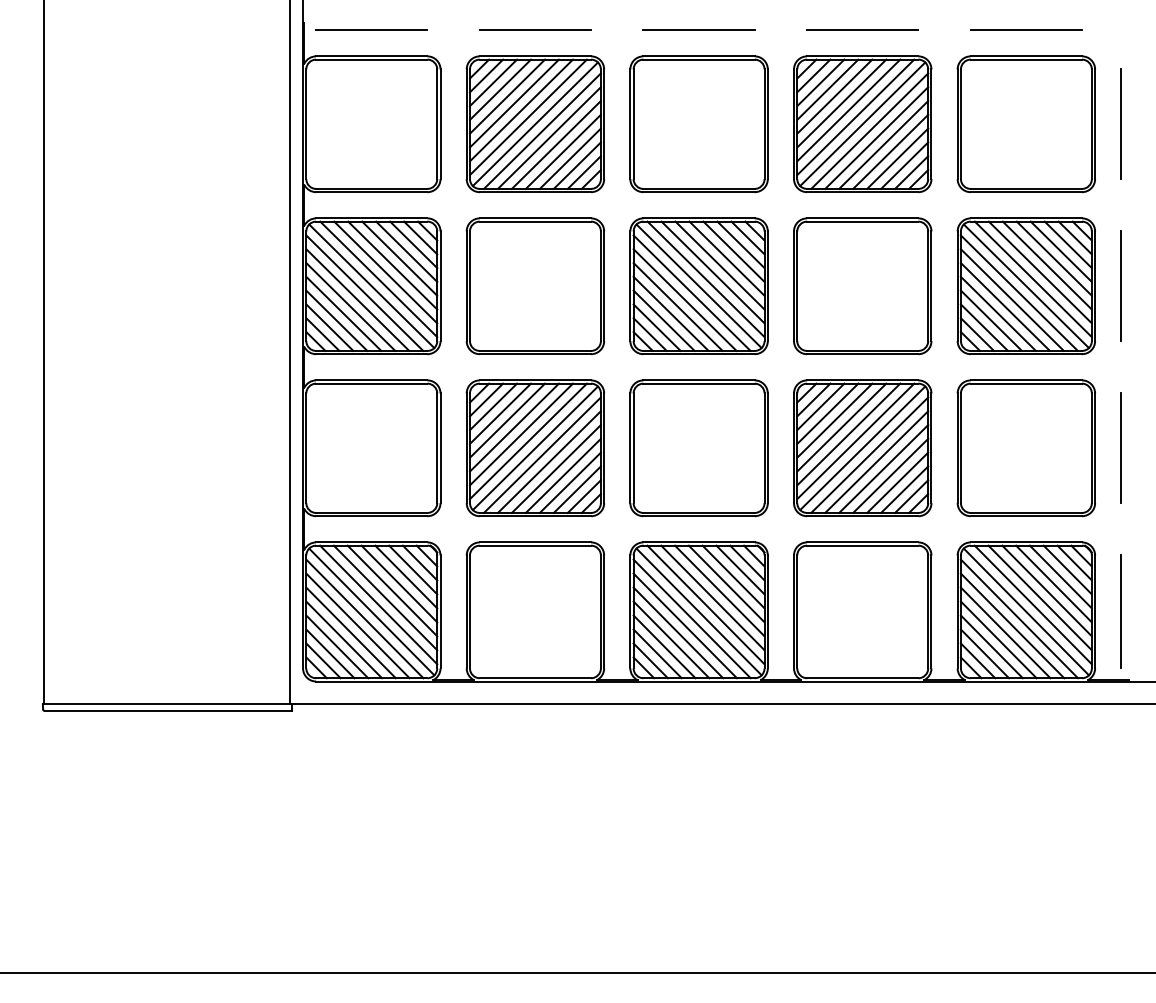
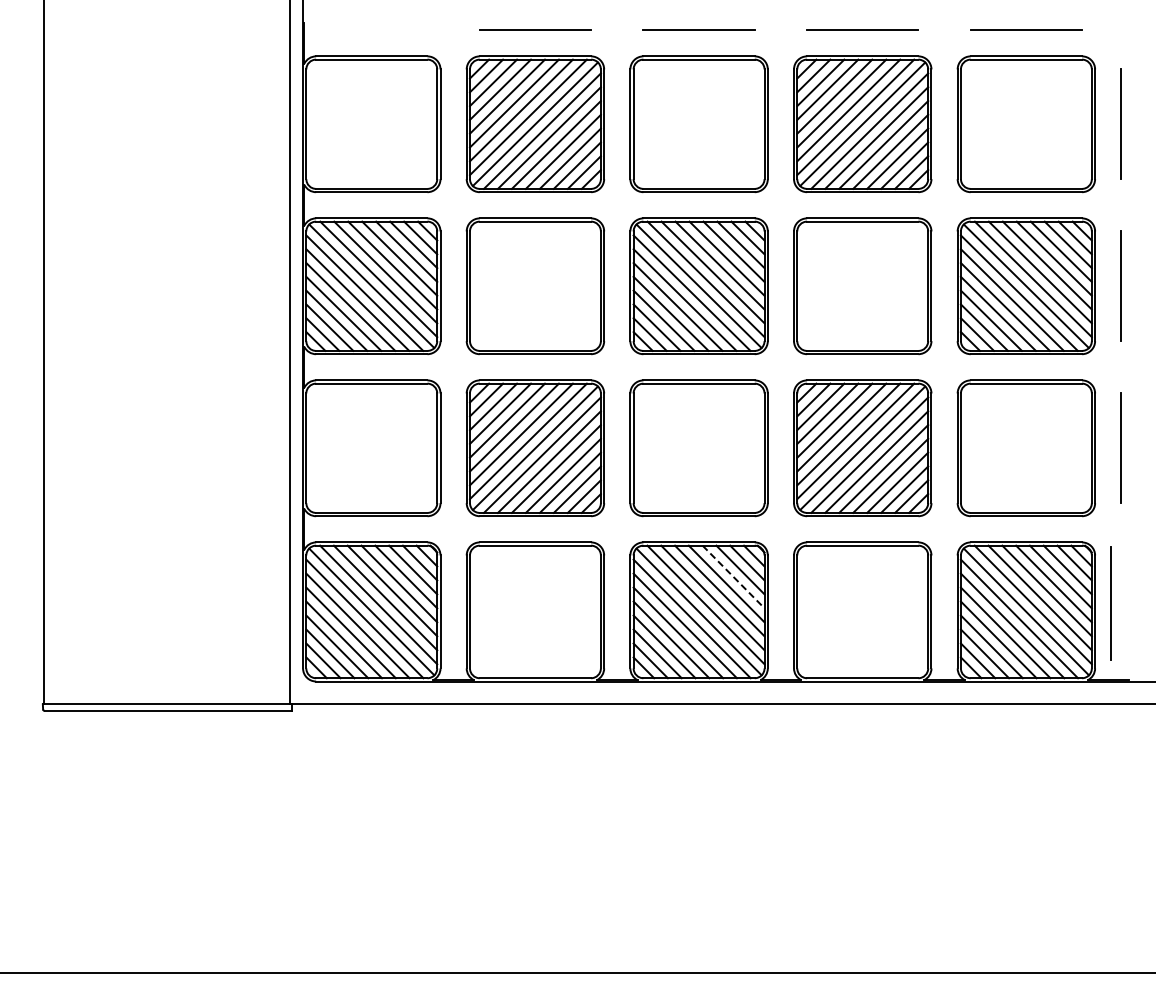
line: present -> none (371, 30)
line: solid -> dashed (733, 577)
line position: (1120, 611) -> (1110, 603) (1110, 603)
